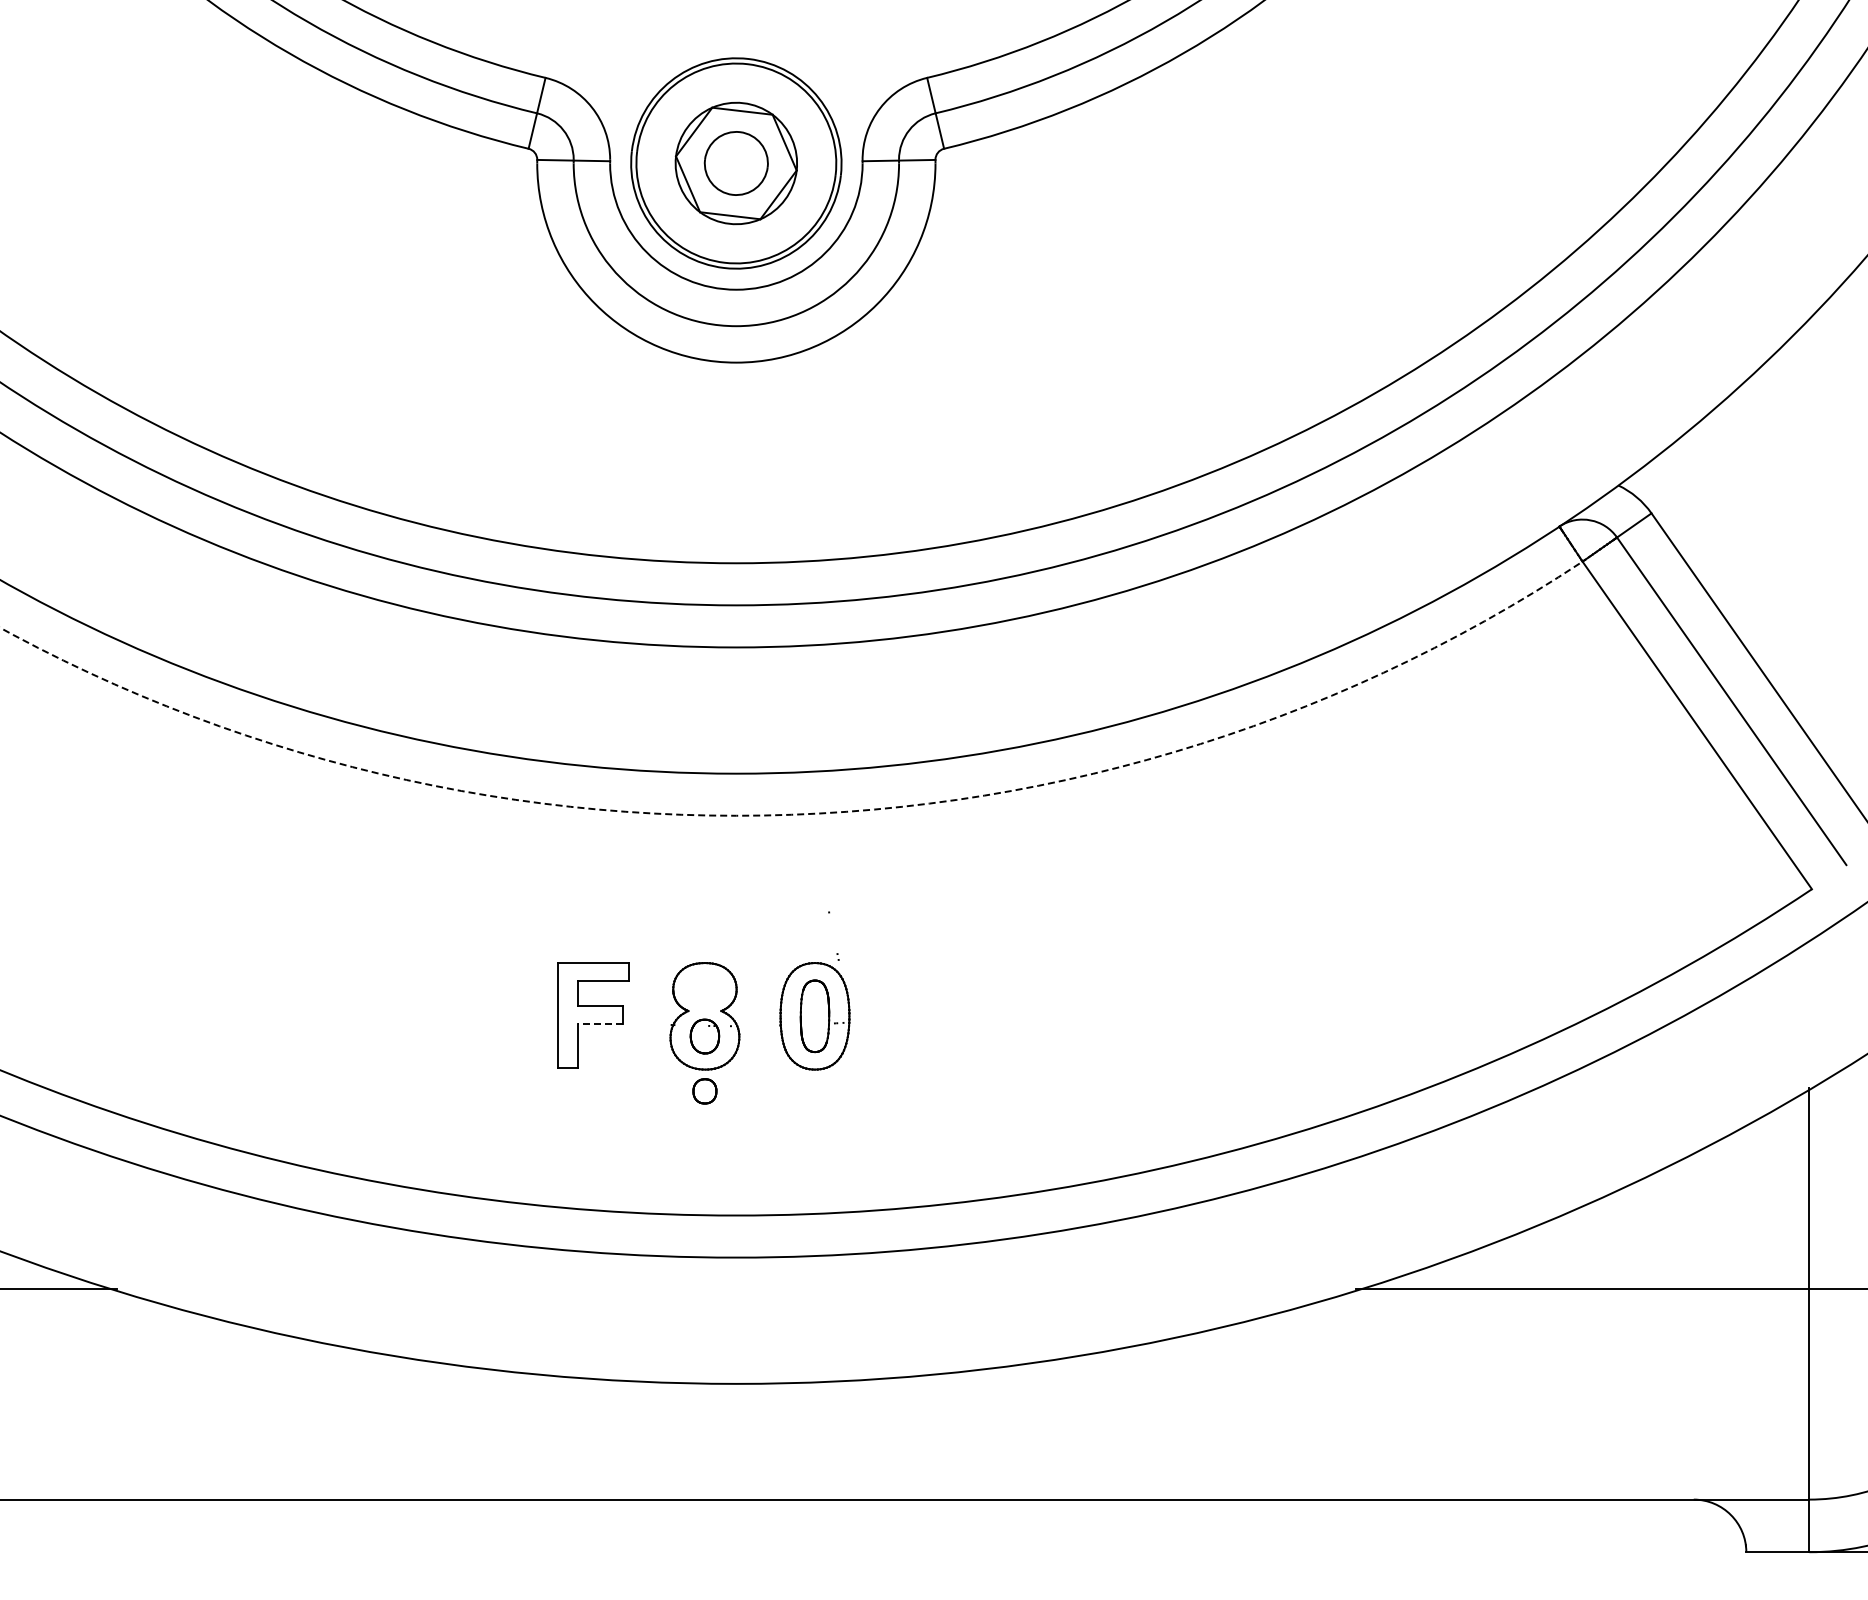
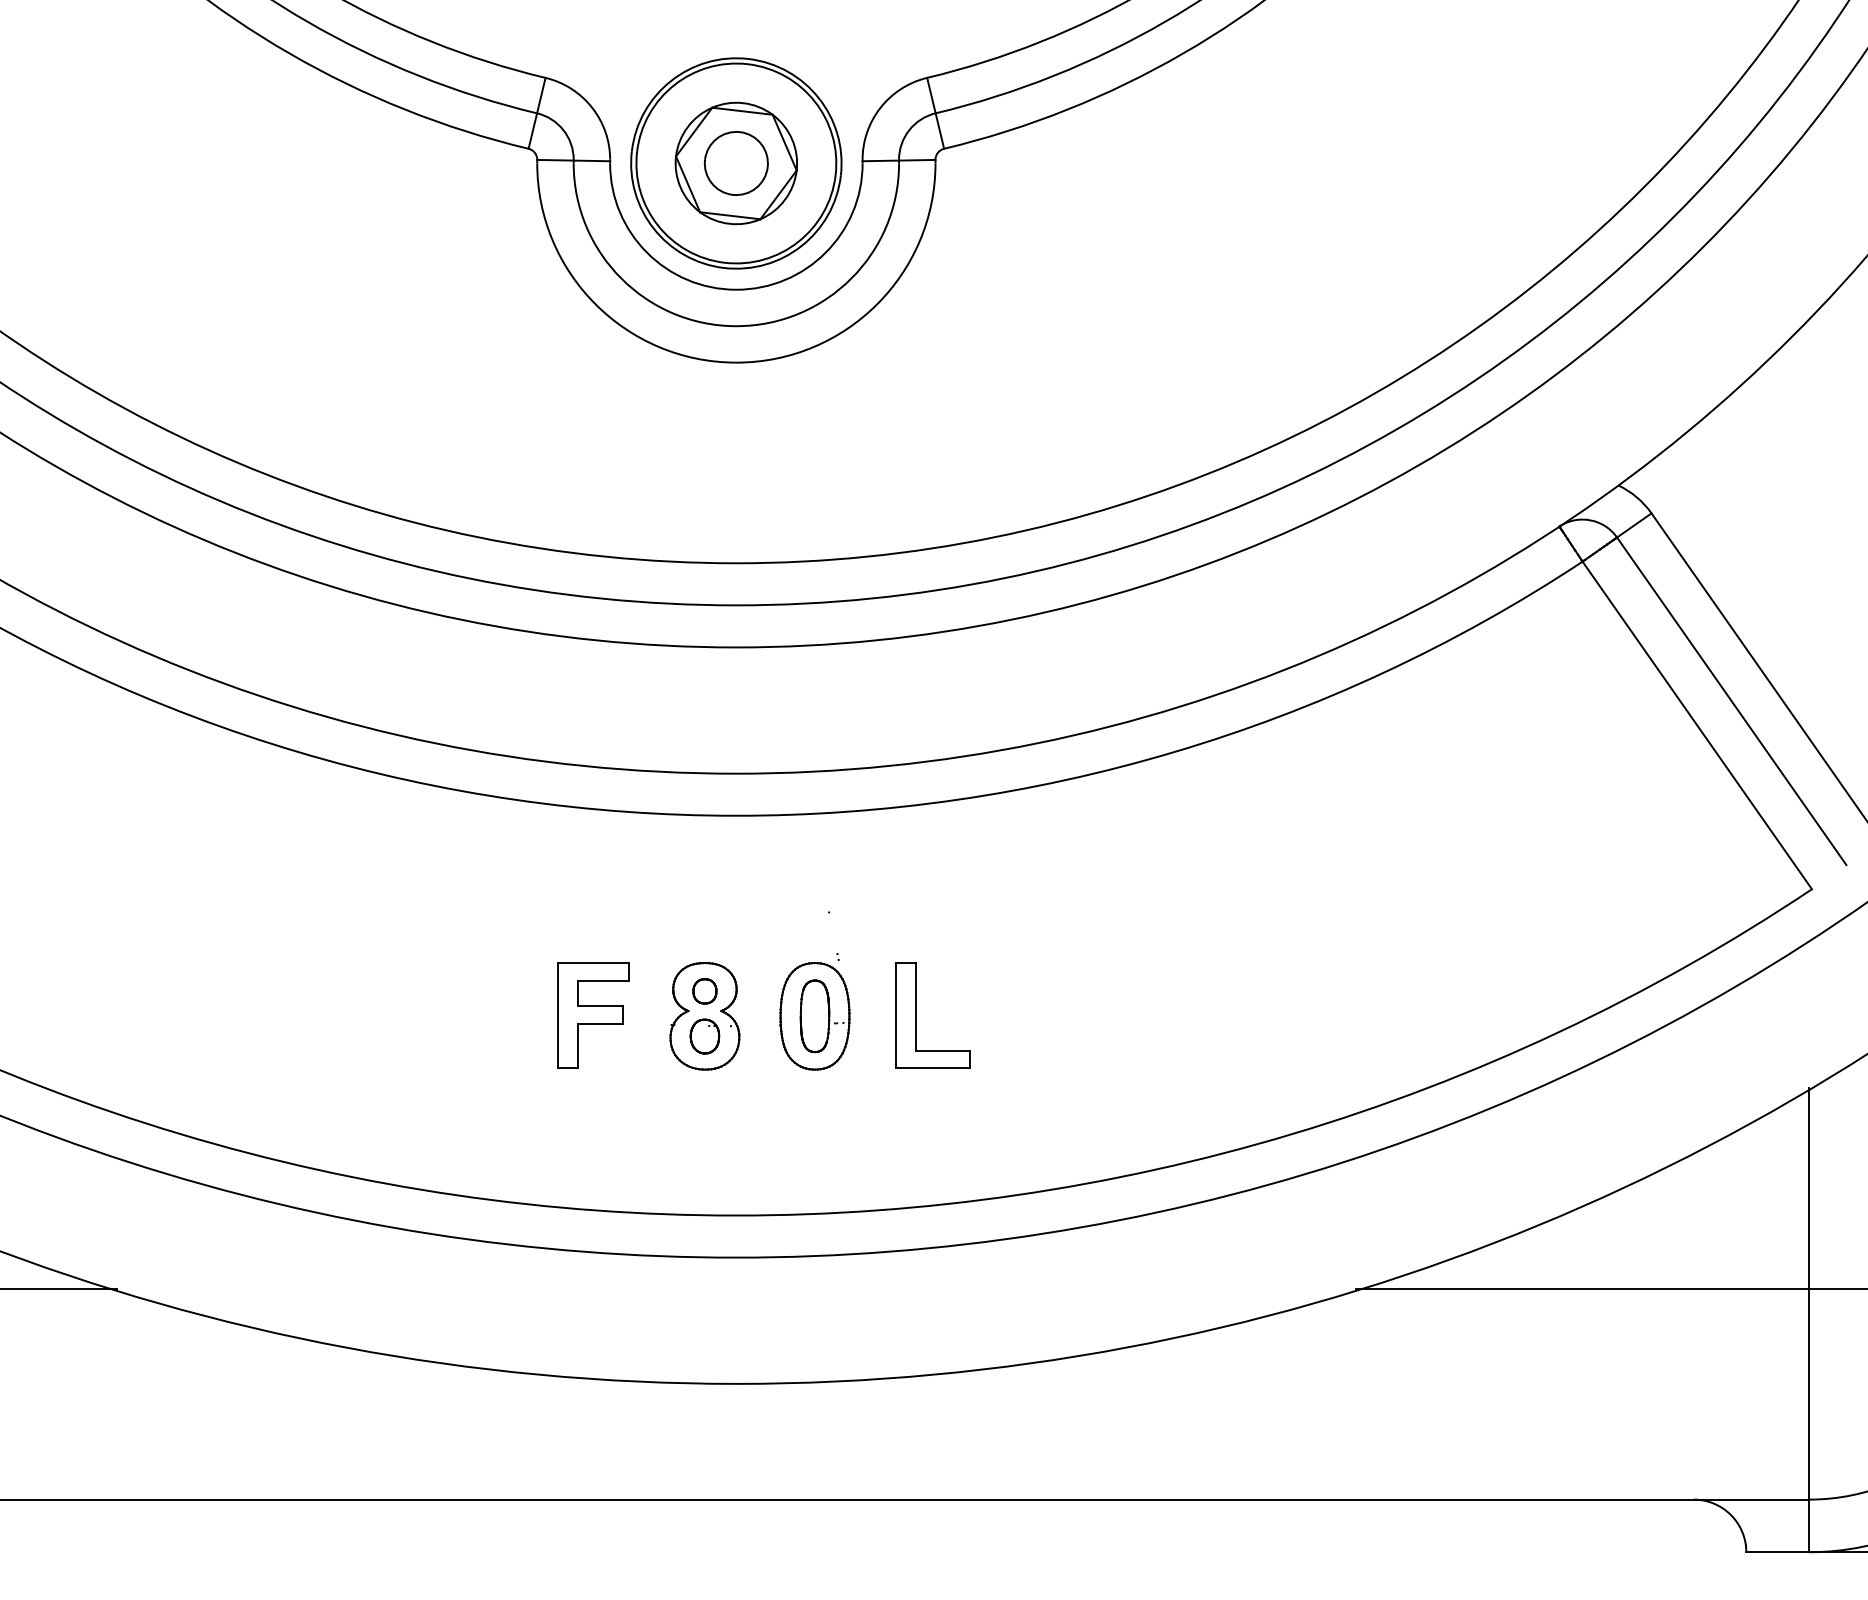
arc: dashed -> solid (800, 814)
part: none -> present (916, 1015)
line: dashed -> solid (599, 1023)
part position: (704, 1091) -> (704, 991) (704, 991)
